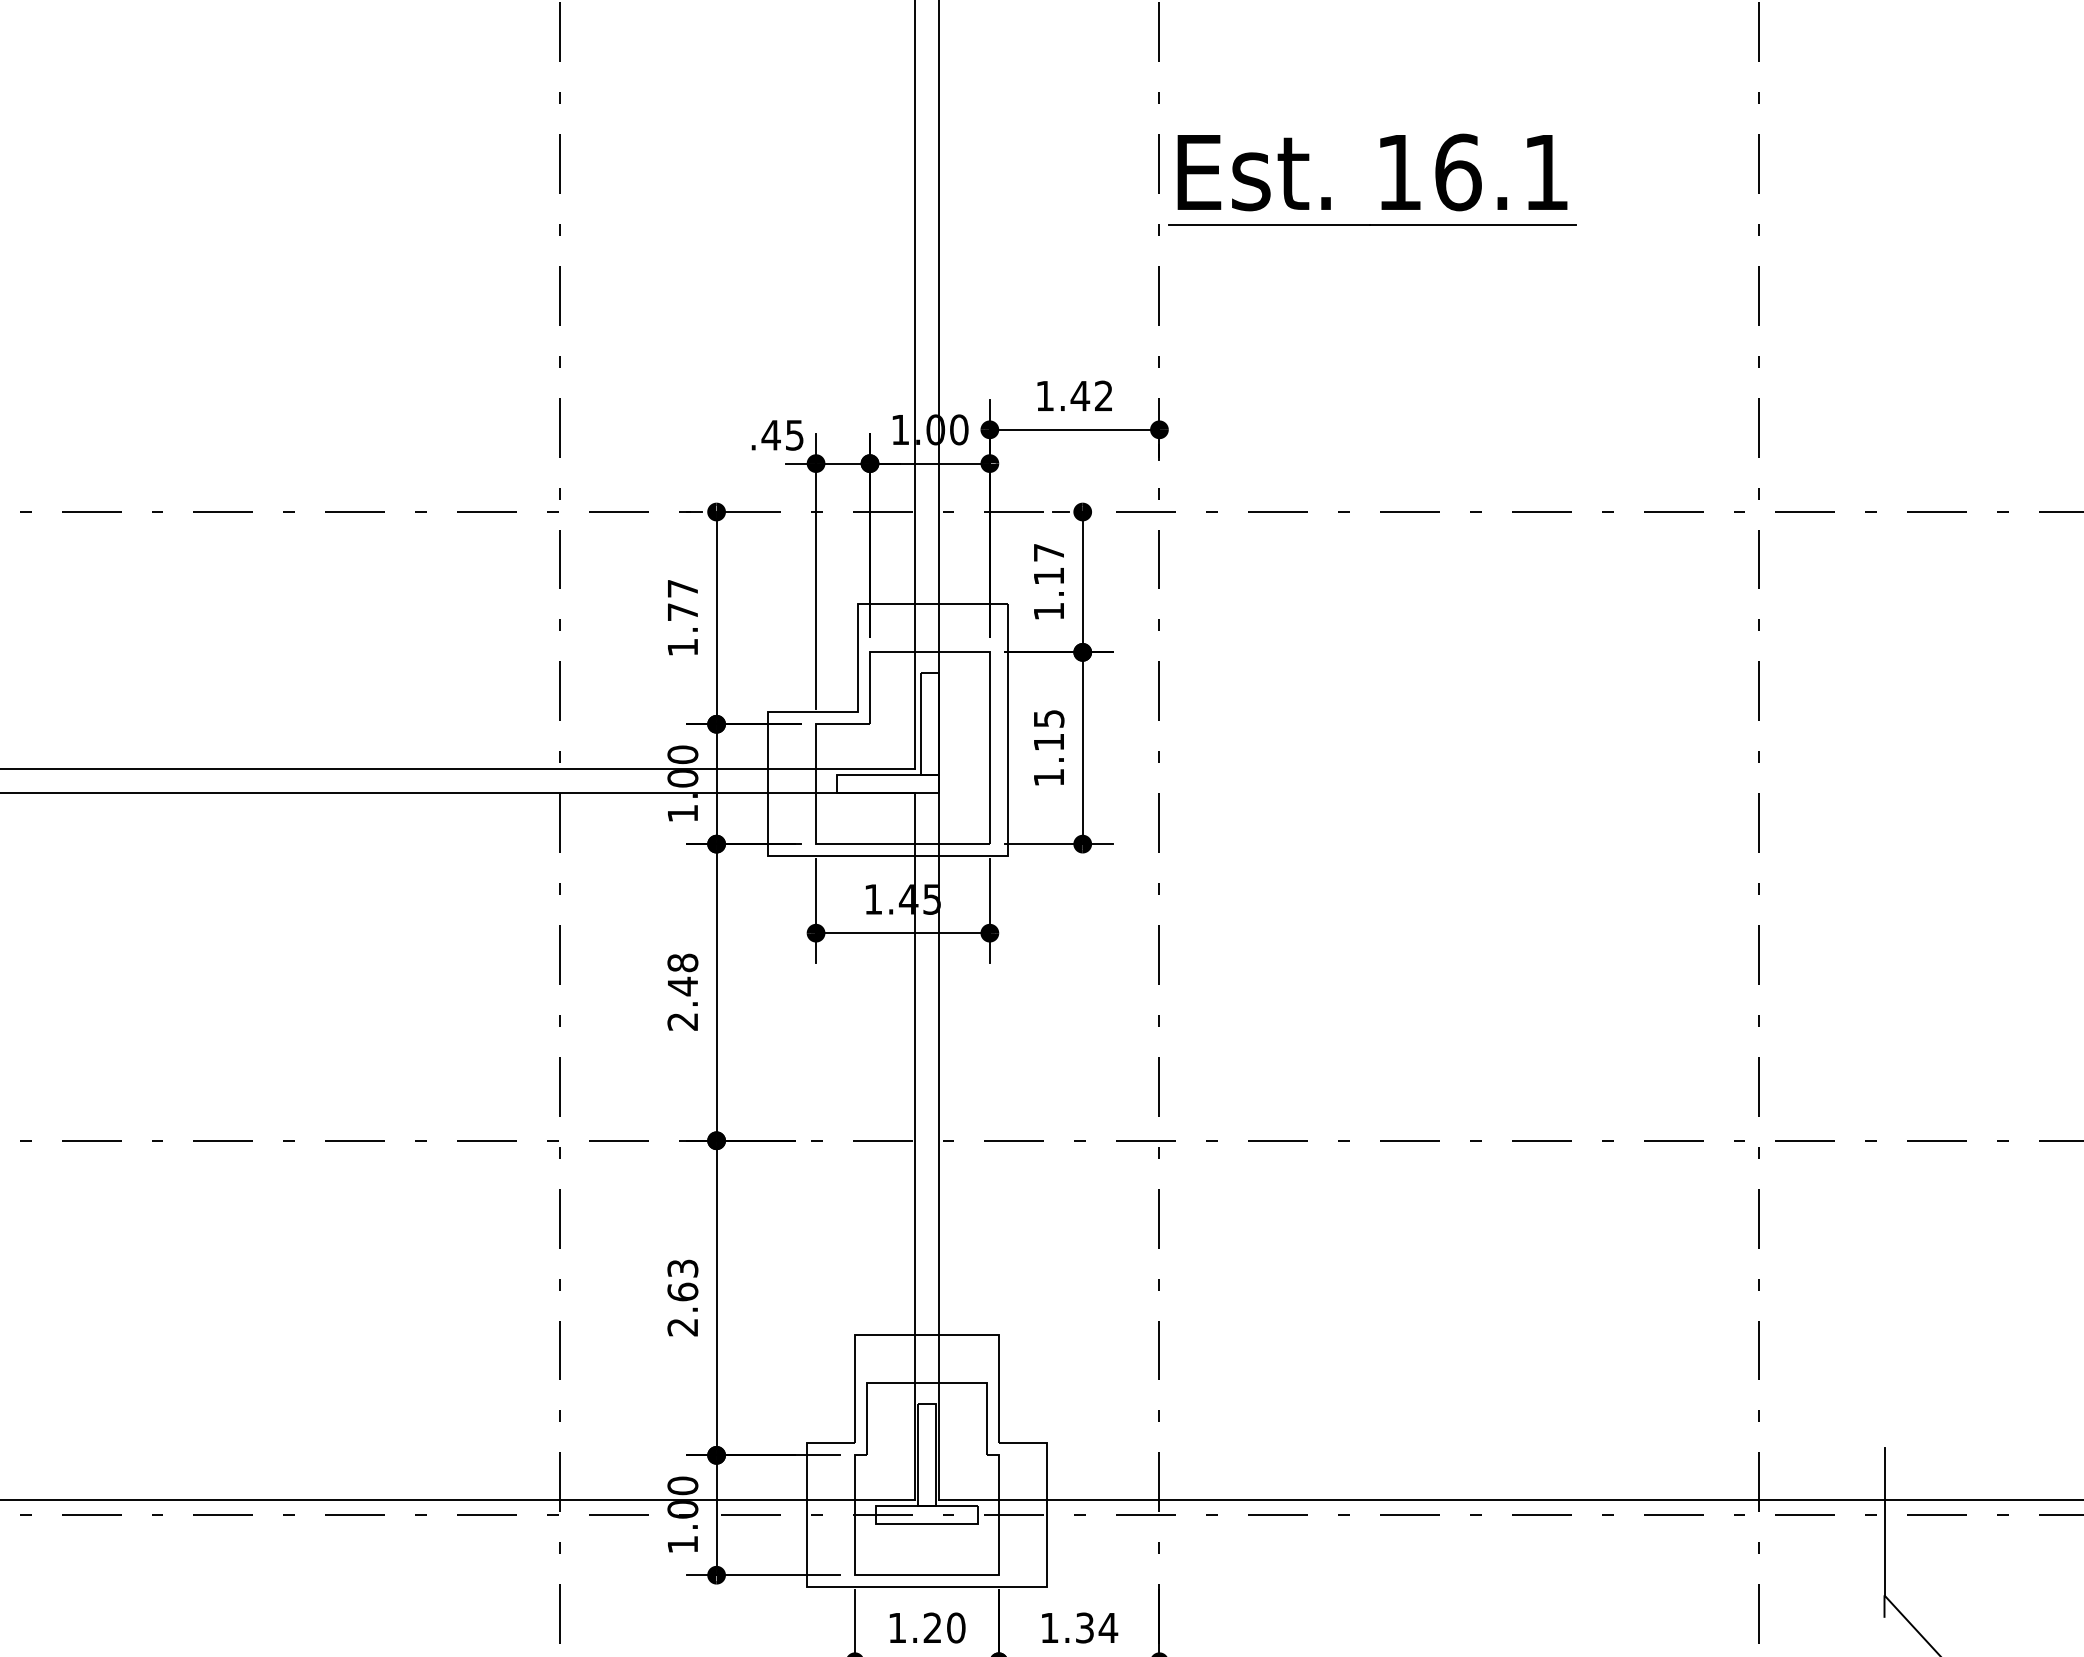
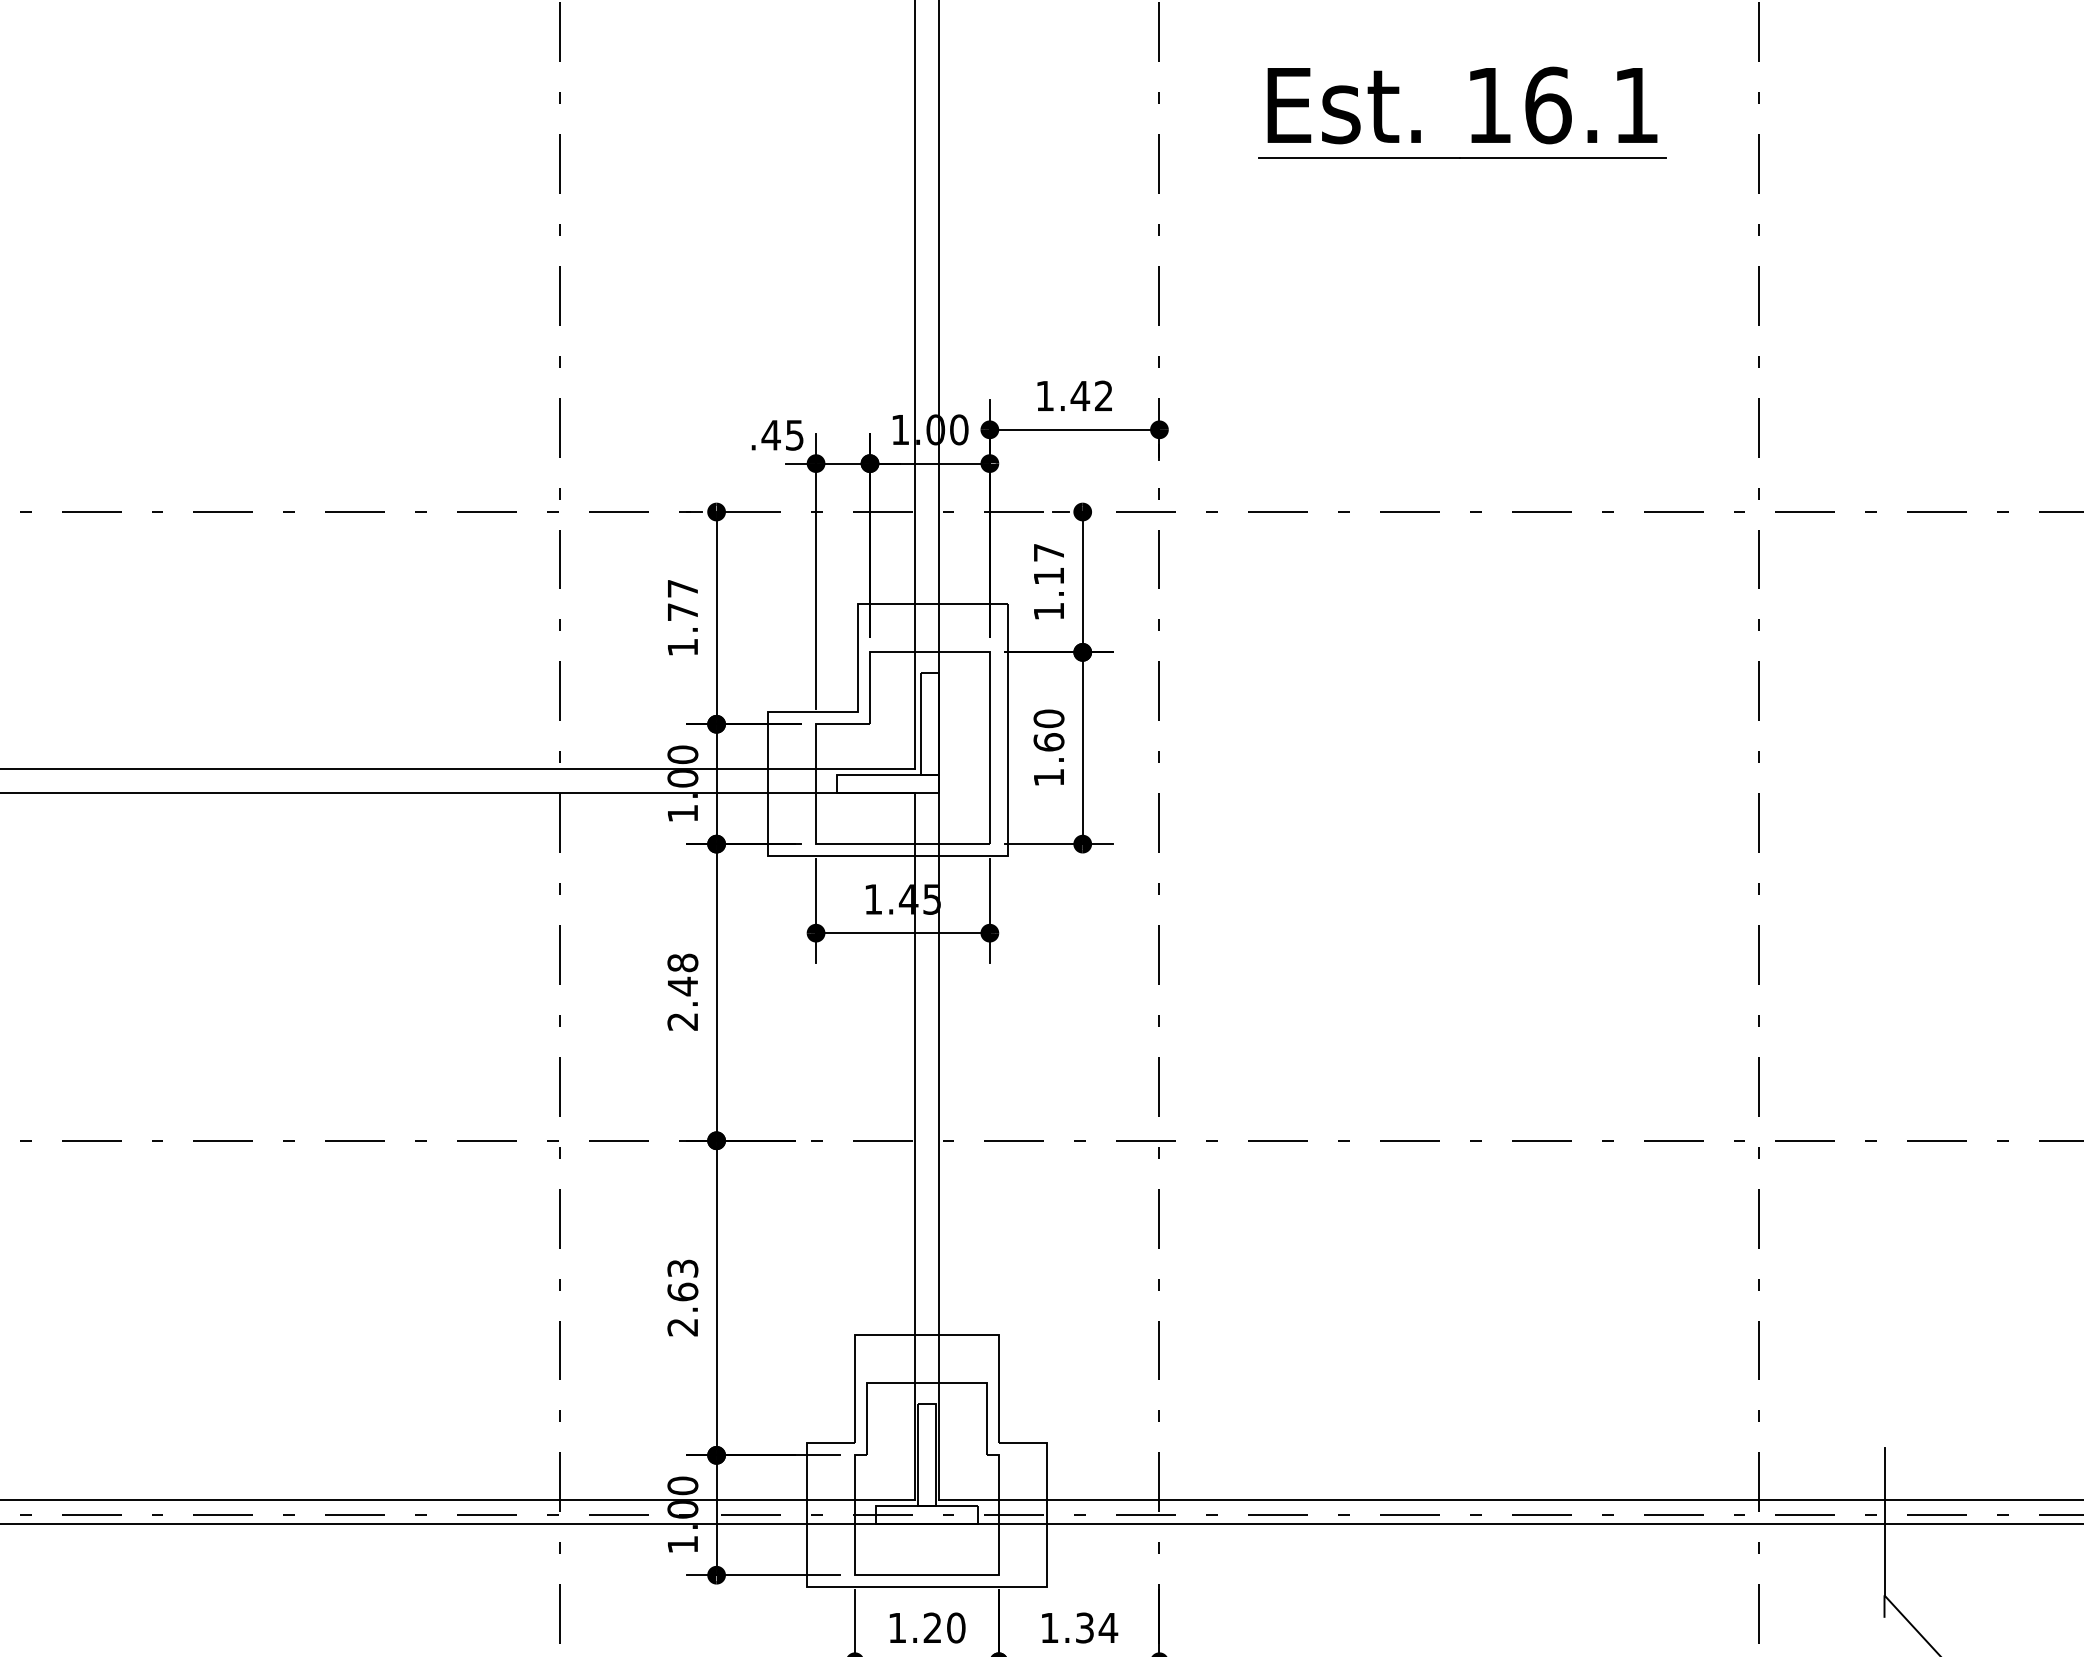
part position: (1381, 201) -> (1471, 134) (1471, 134)
text: 1.15 -> 1.60 (1048, 730)
line: none -> present (1041, 1524)
